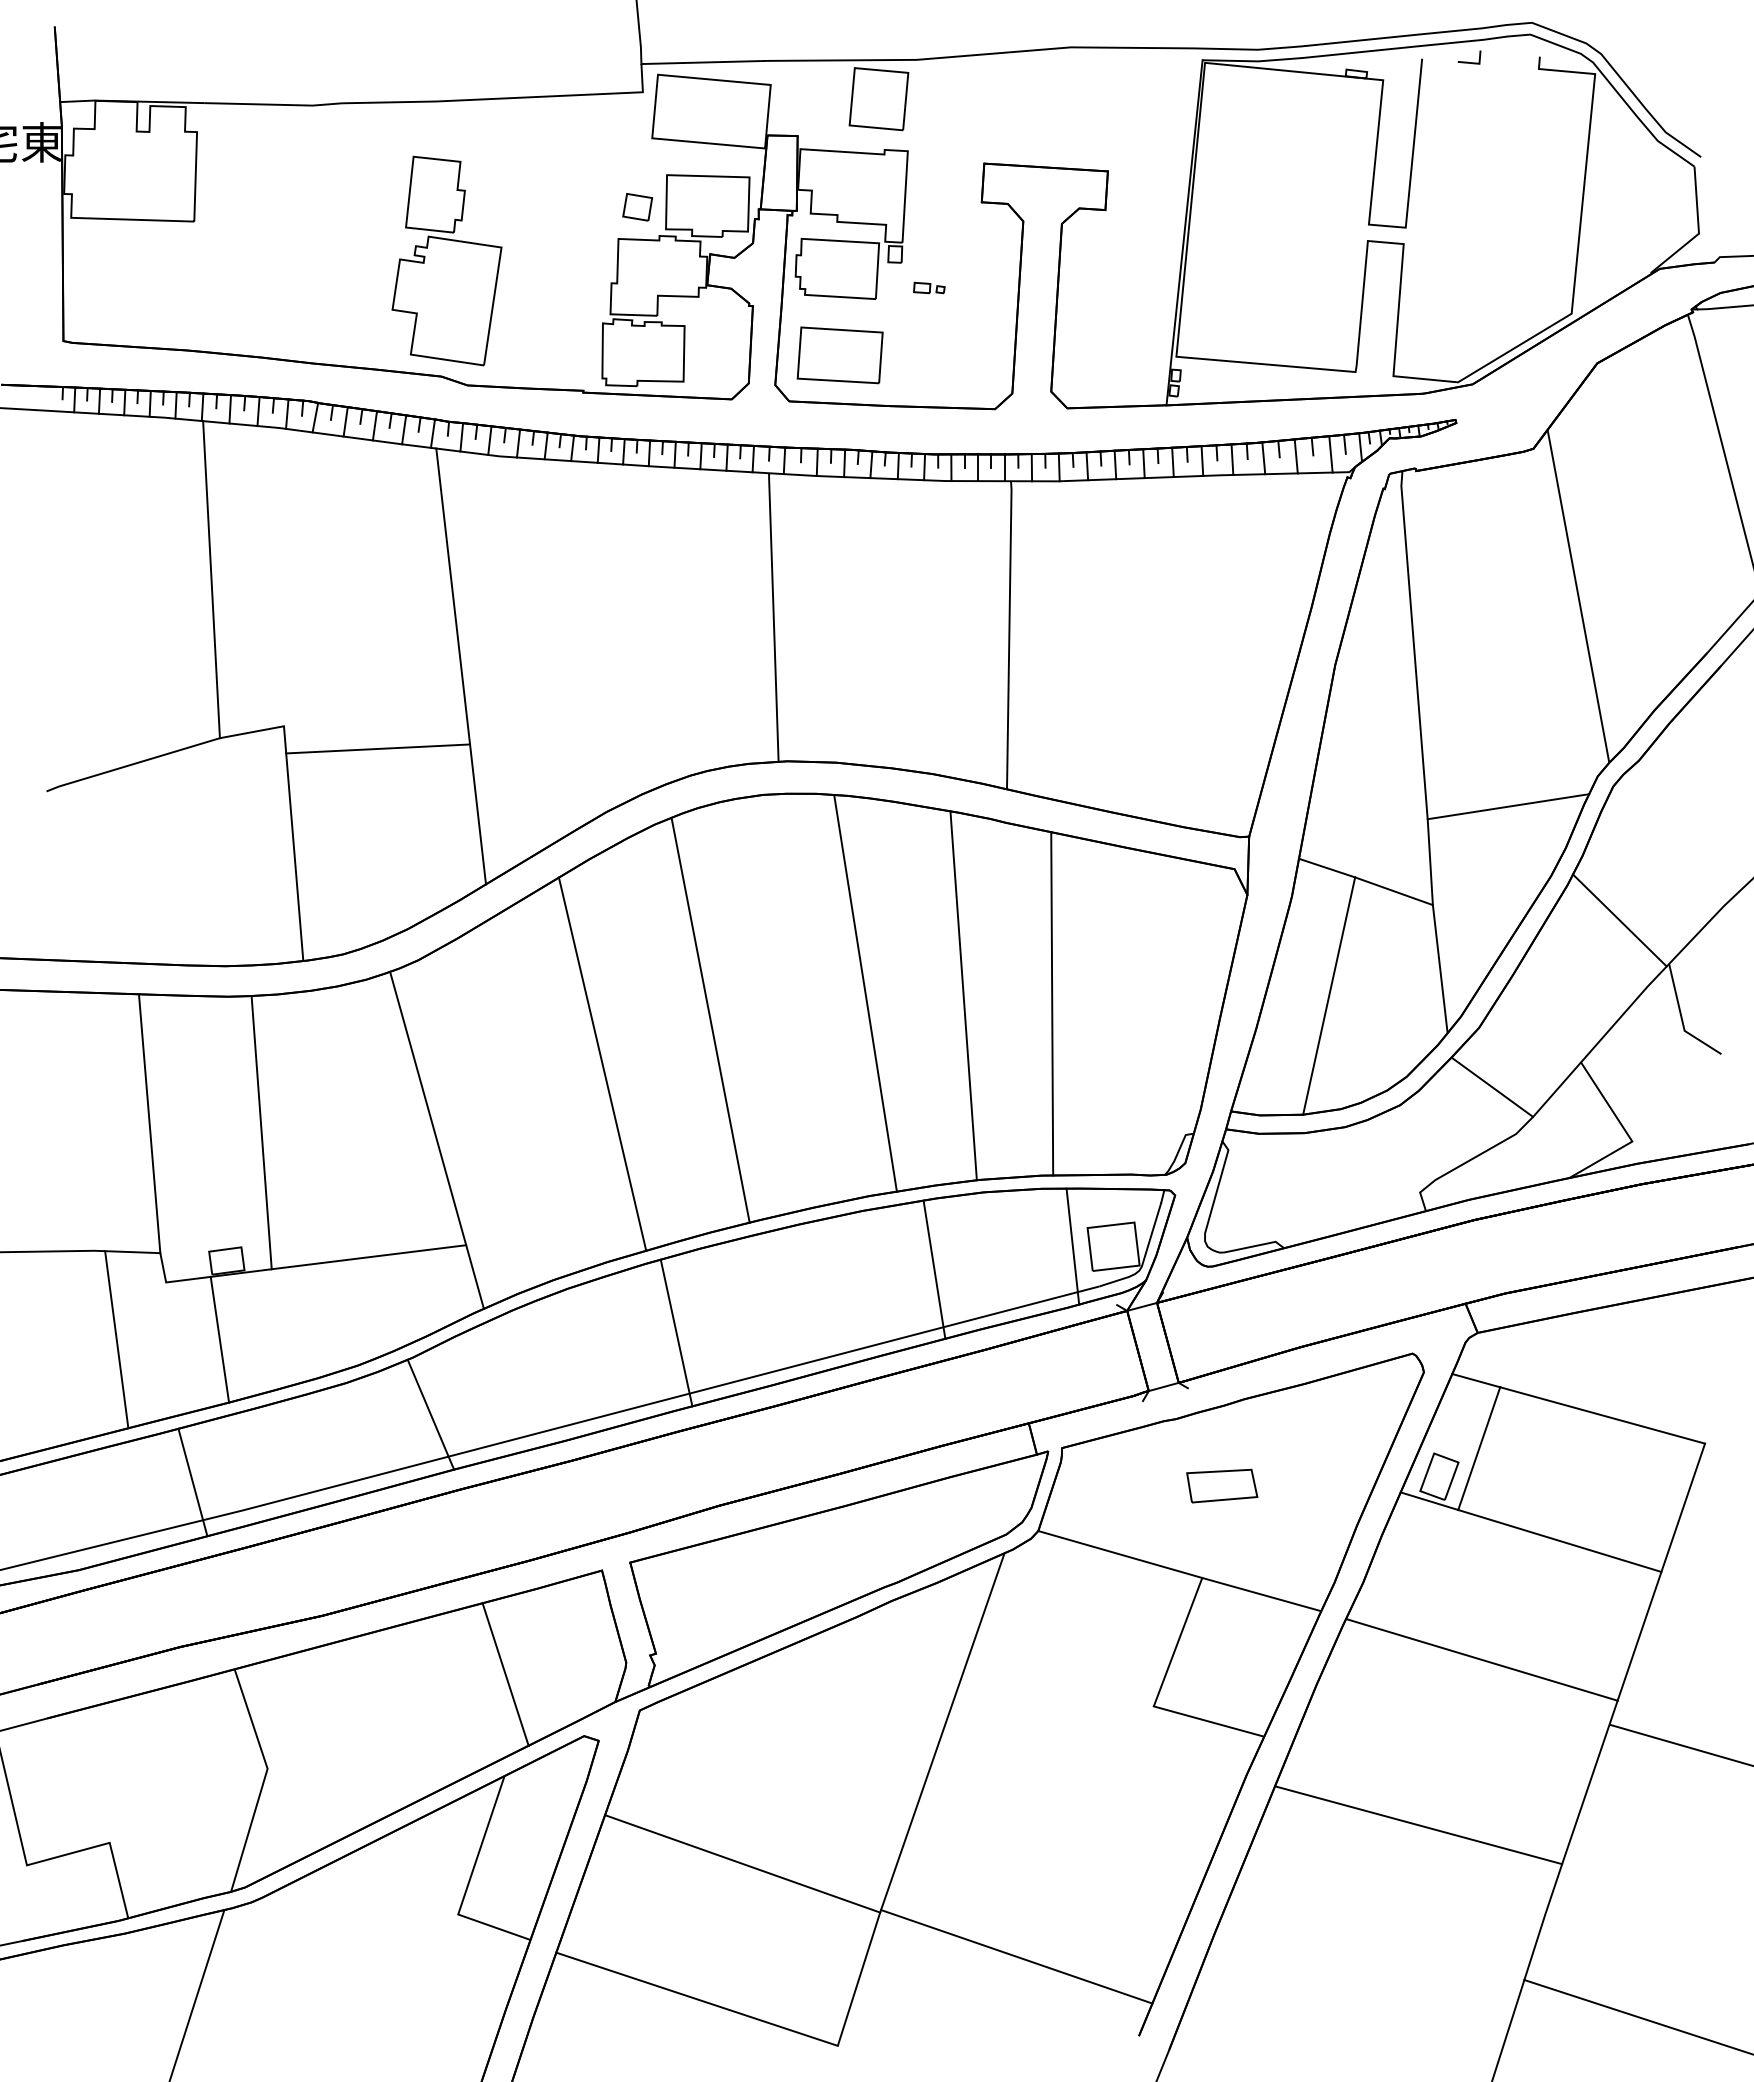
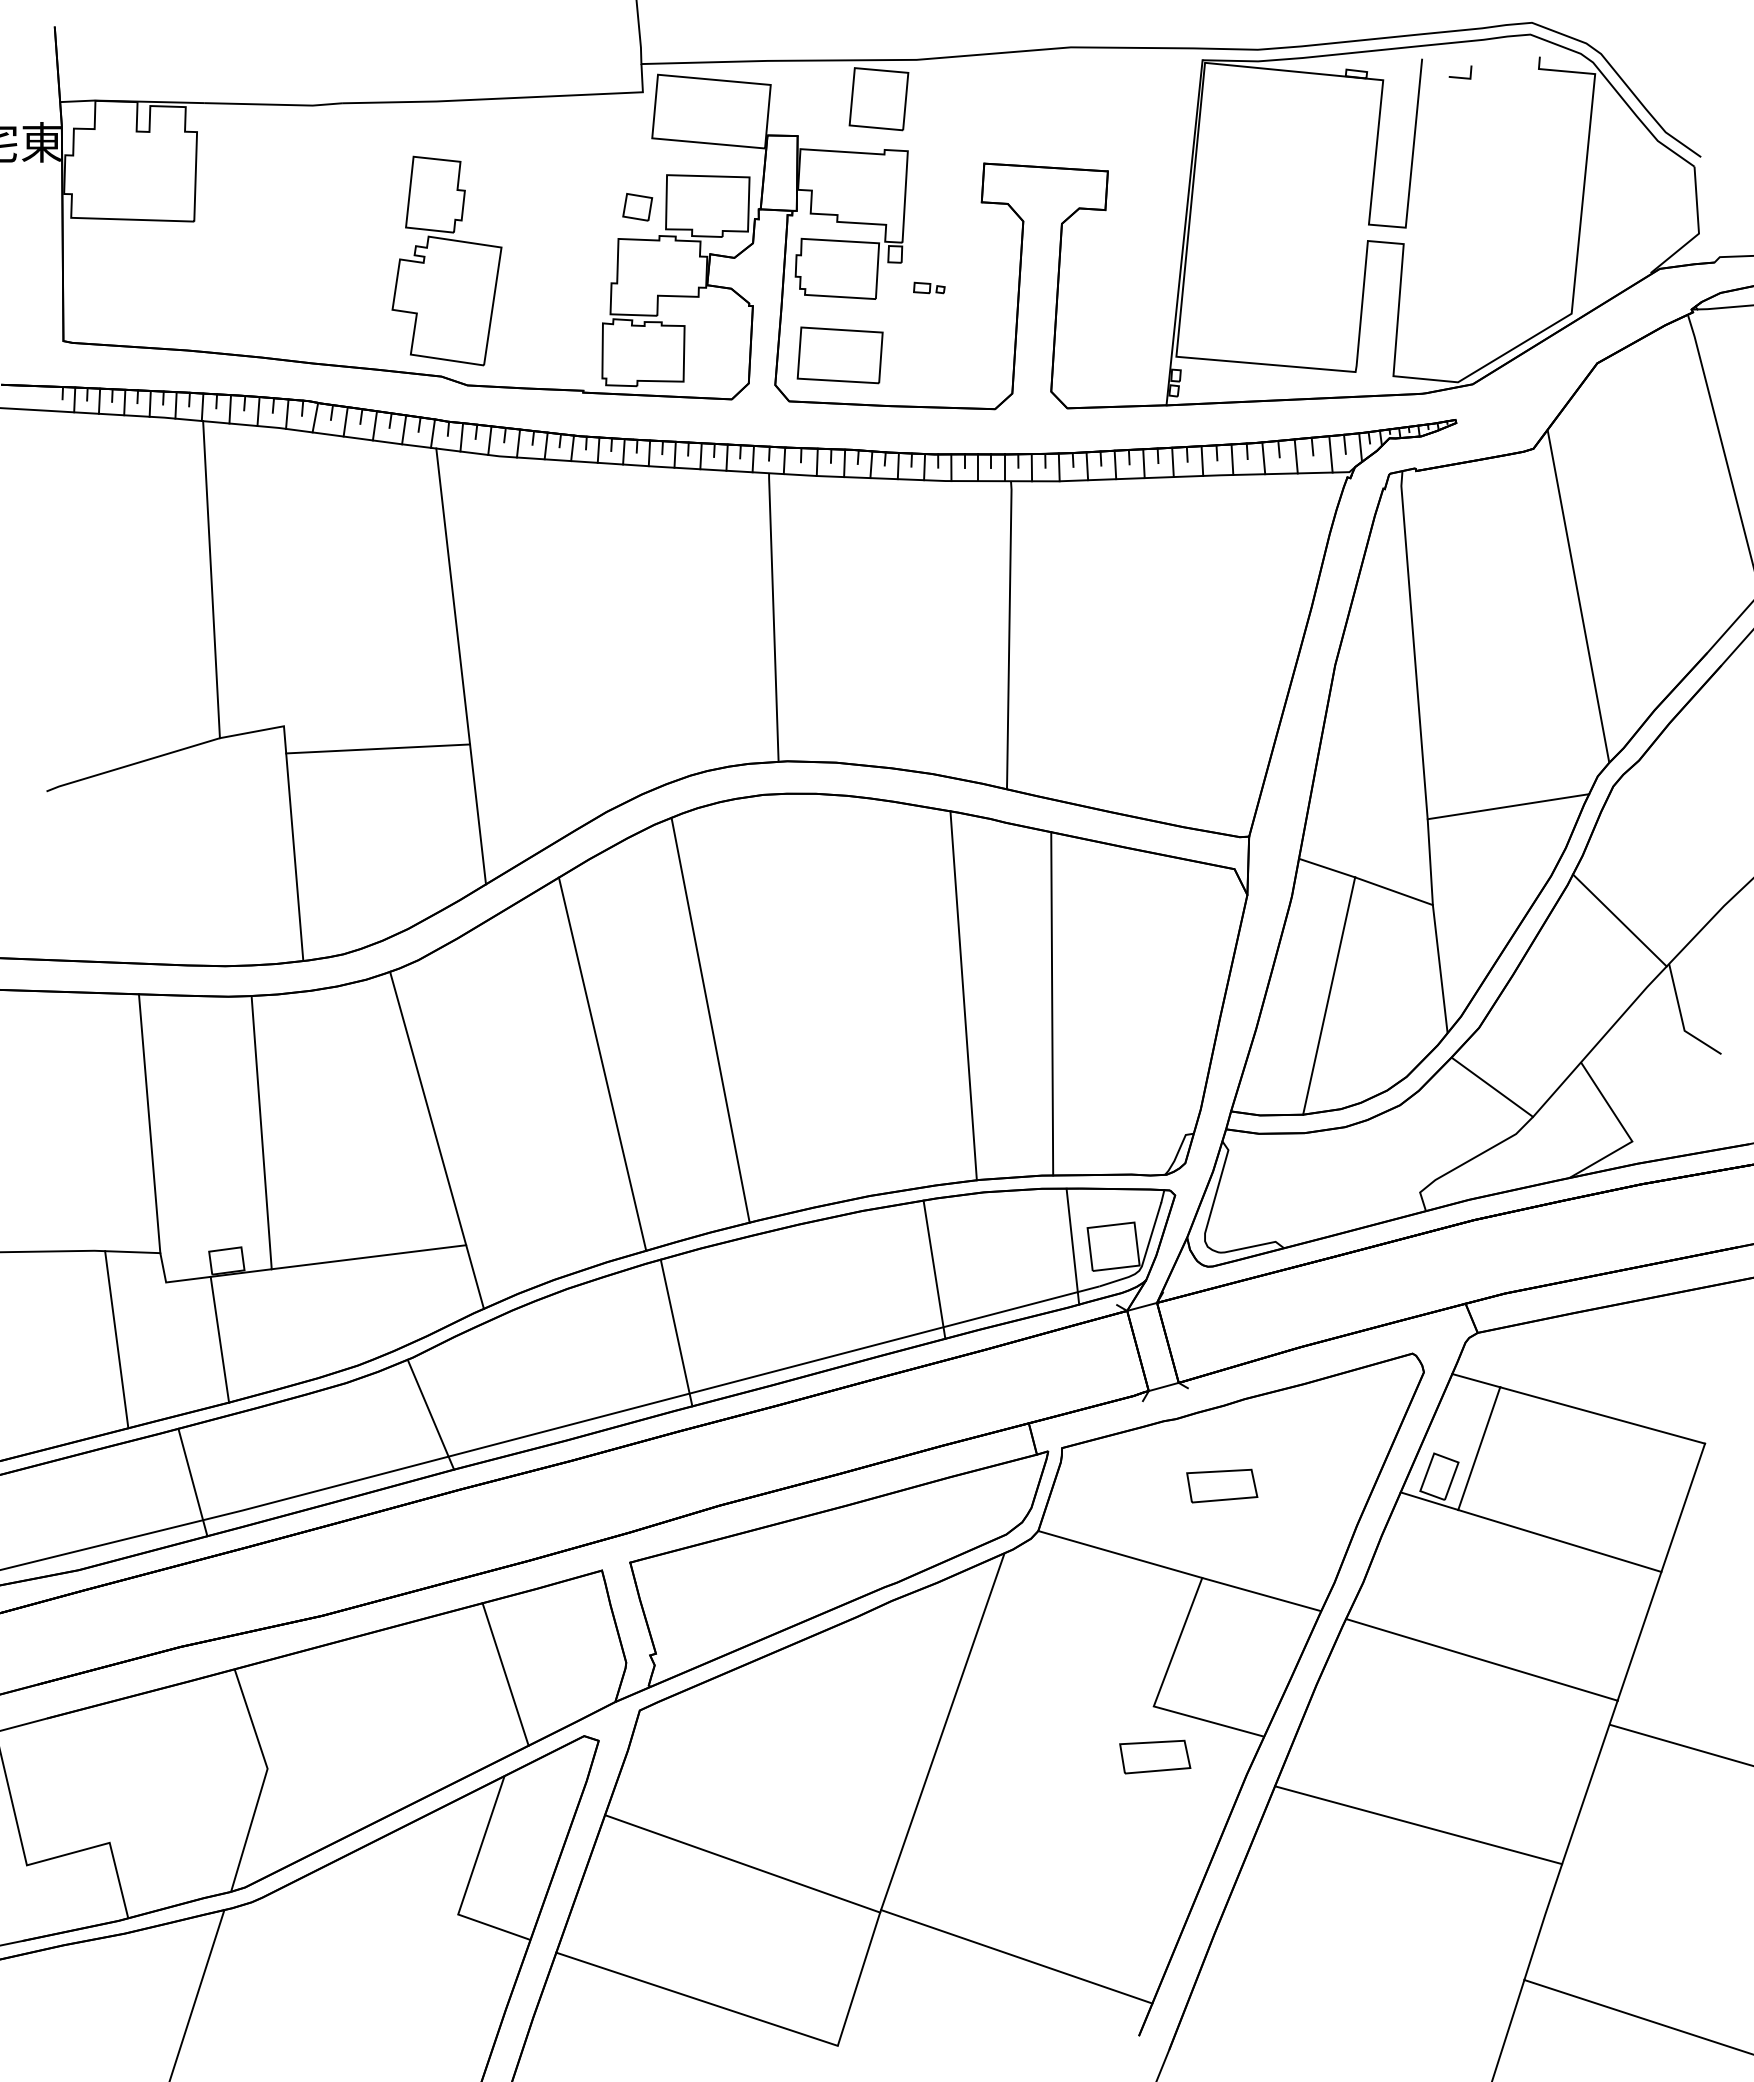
line position: (1468, 61) -> (1459, 76) (1459, 76)
line: present -> none (865, 993)
part: none -> present (1155, 1756)
